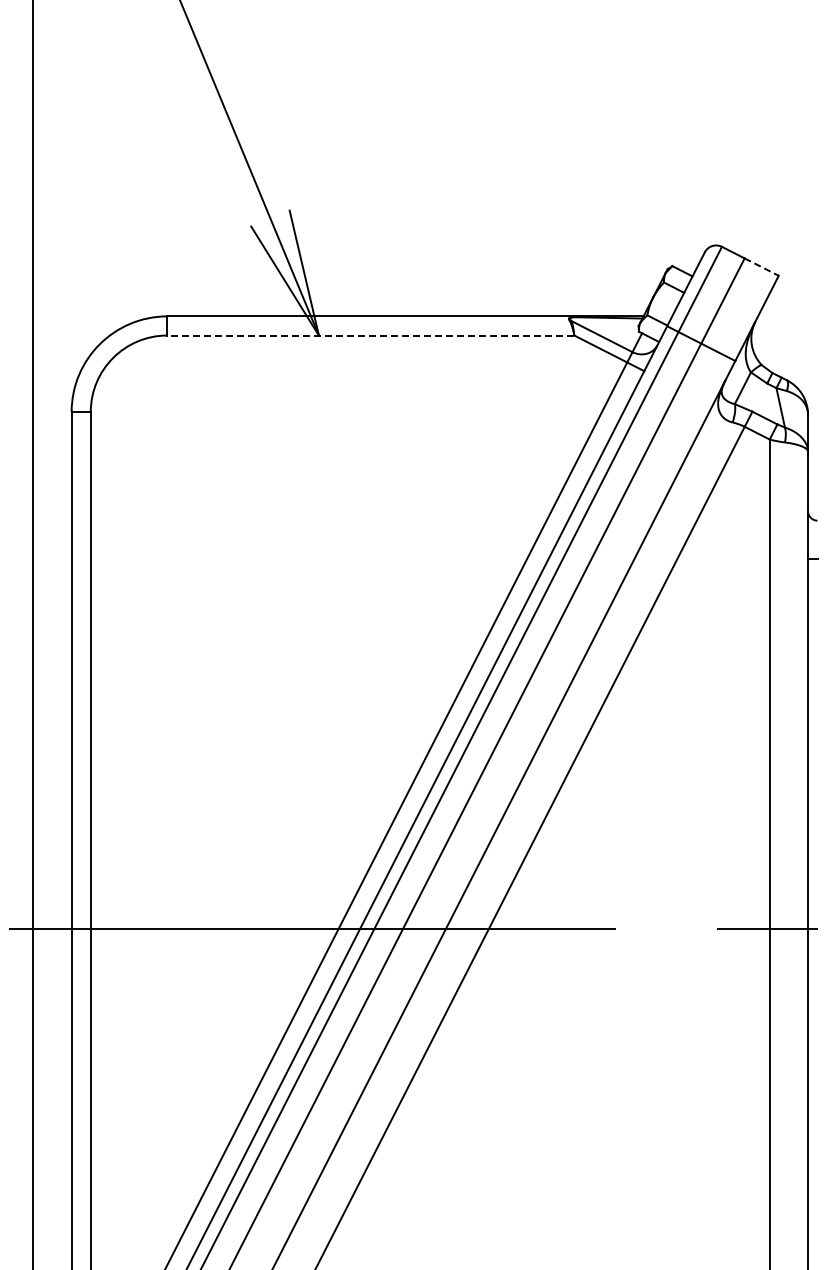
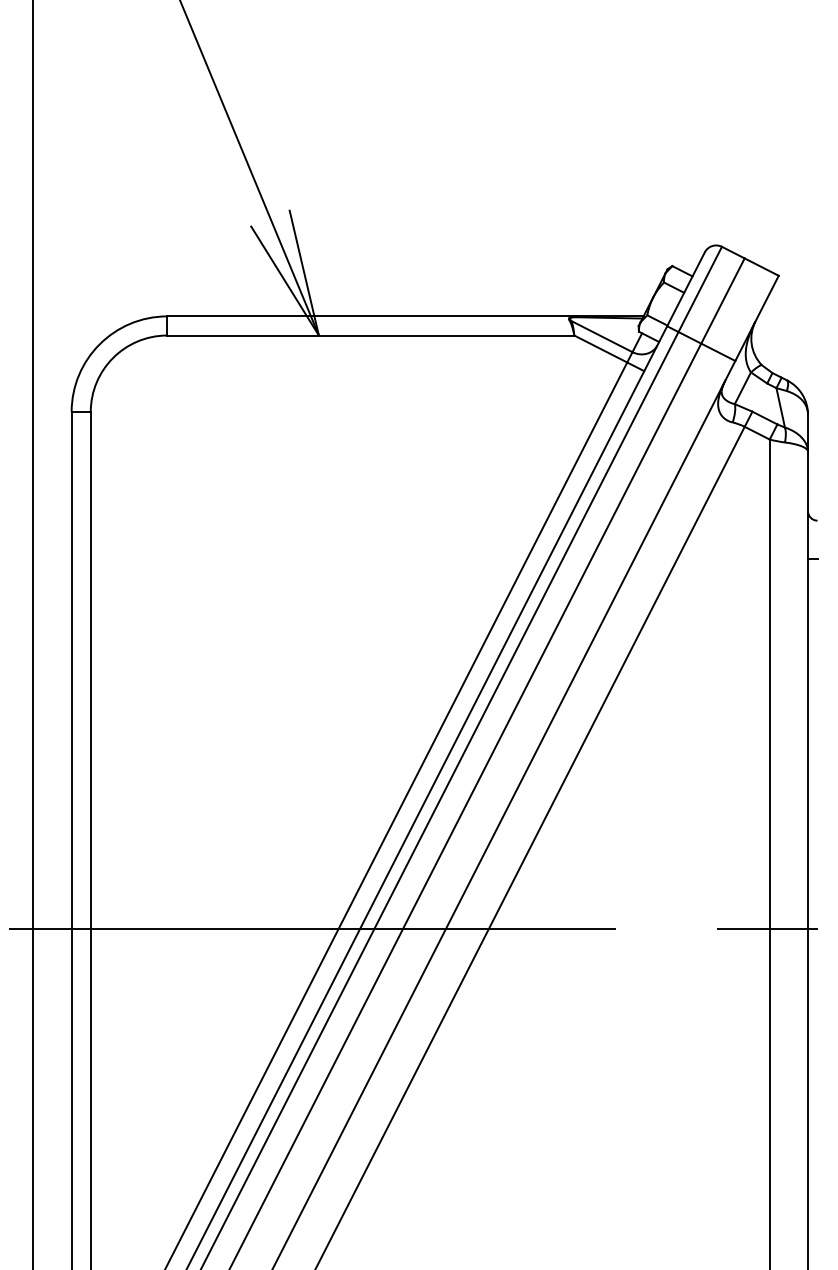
line: dashed -> solid (762, 267)
line: dashed -> solid (370, 335)
